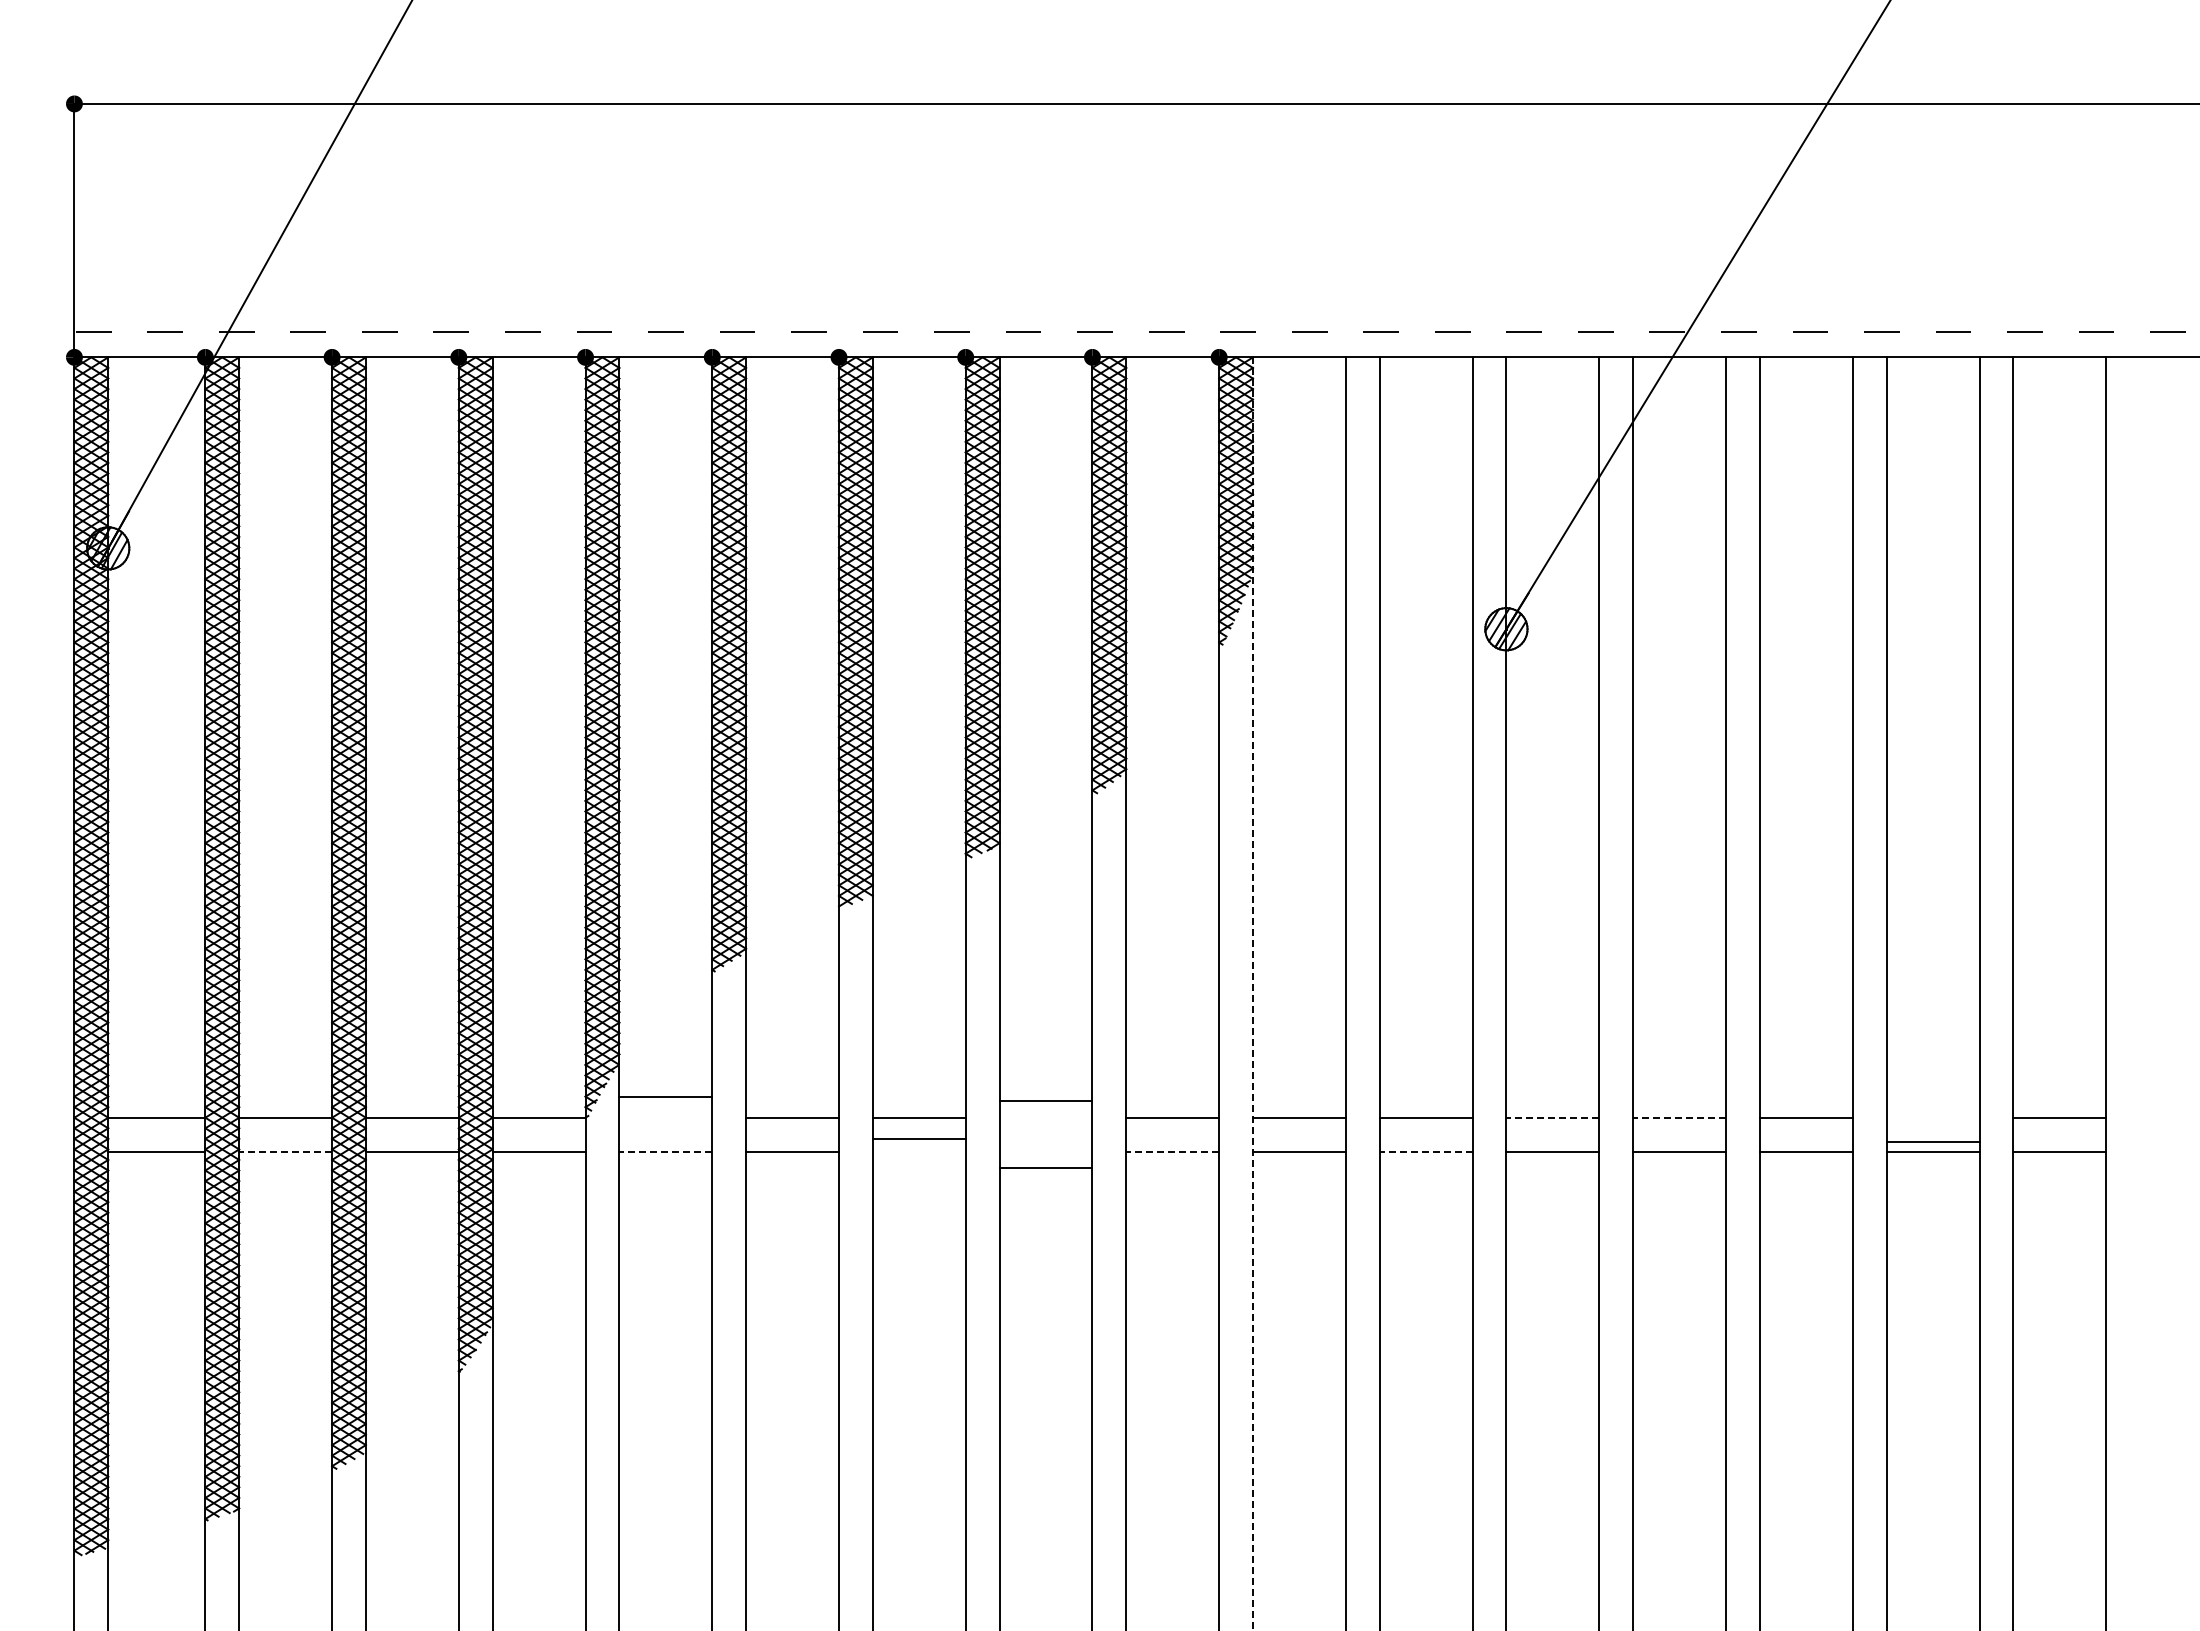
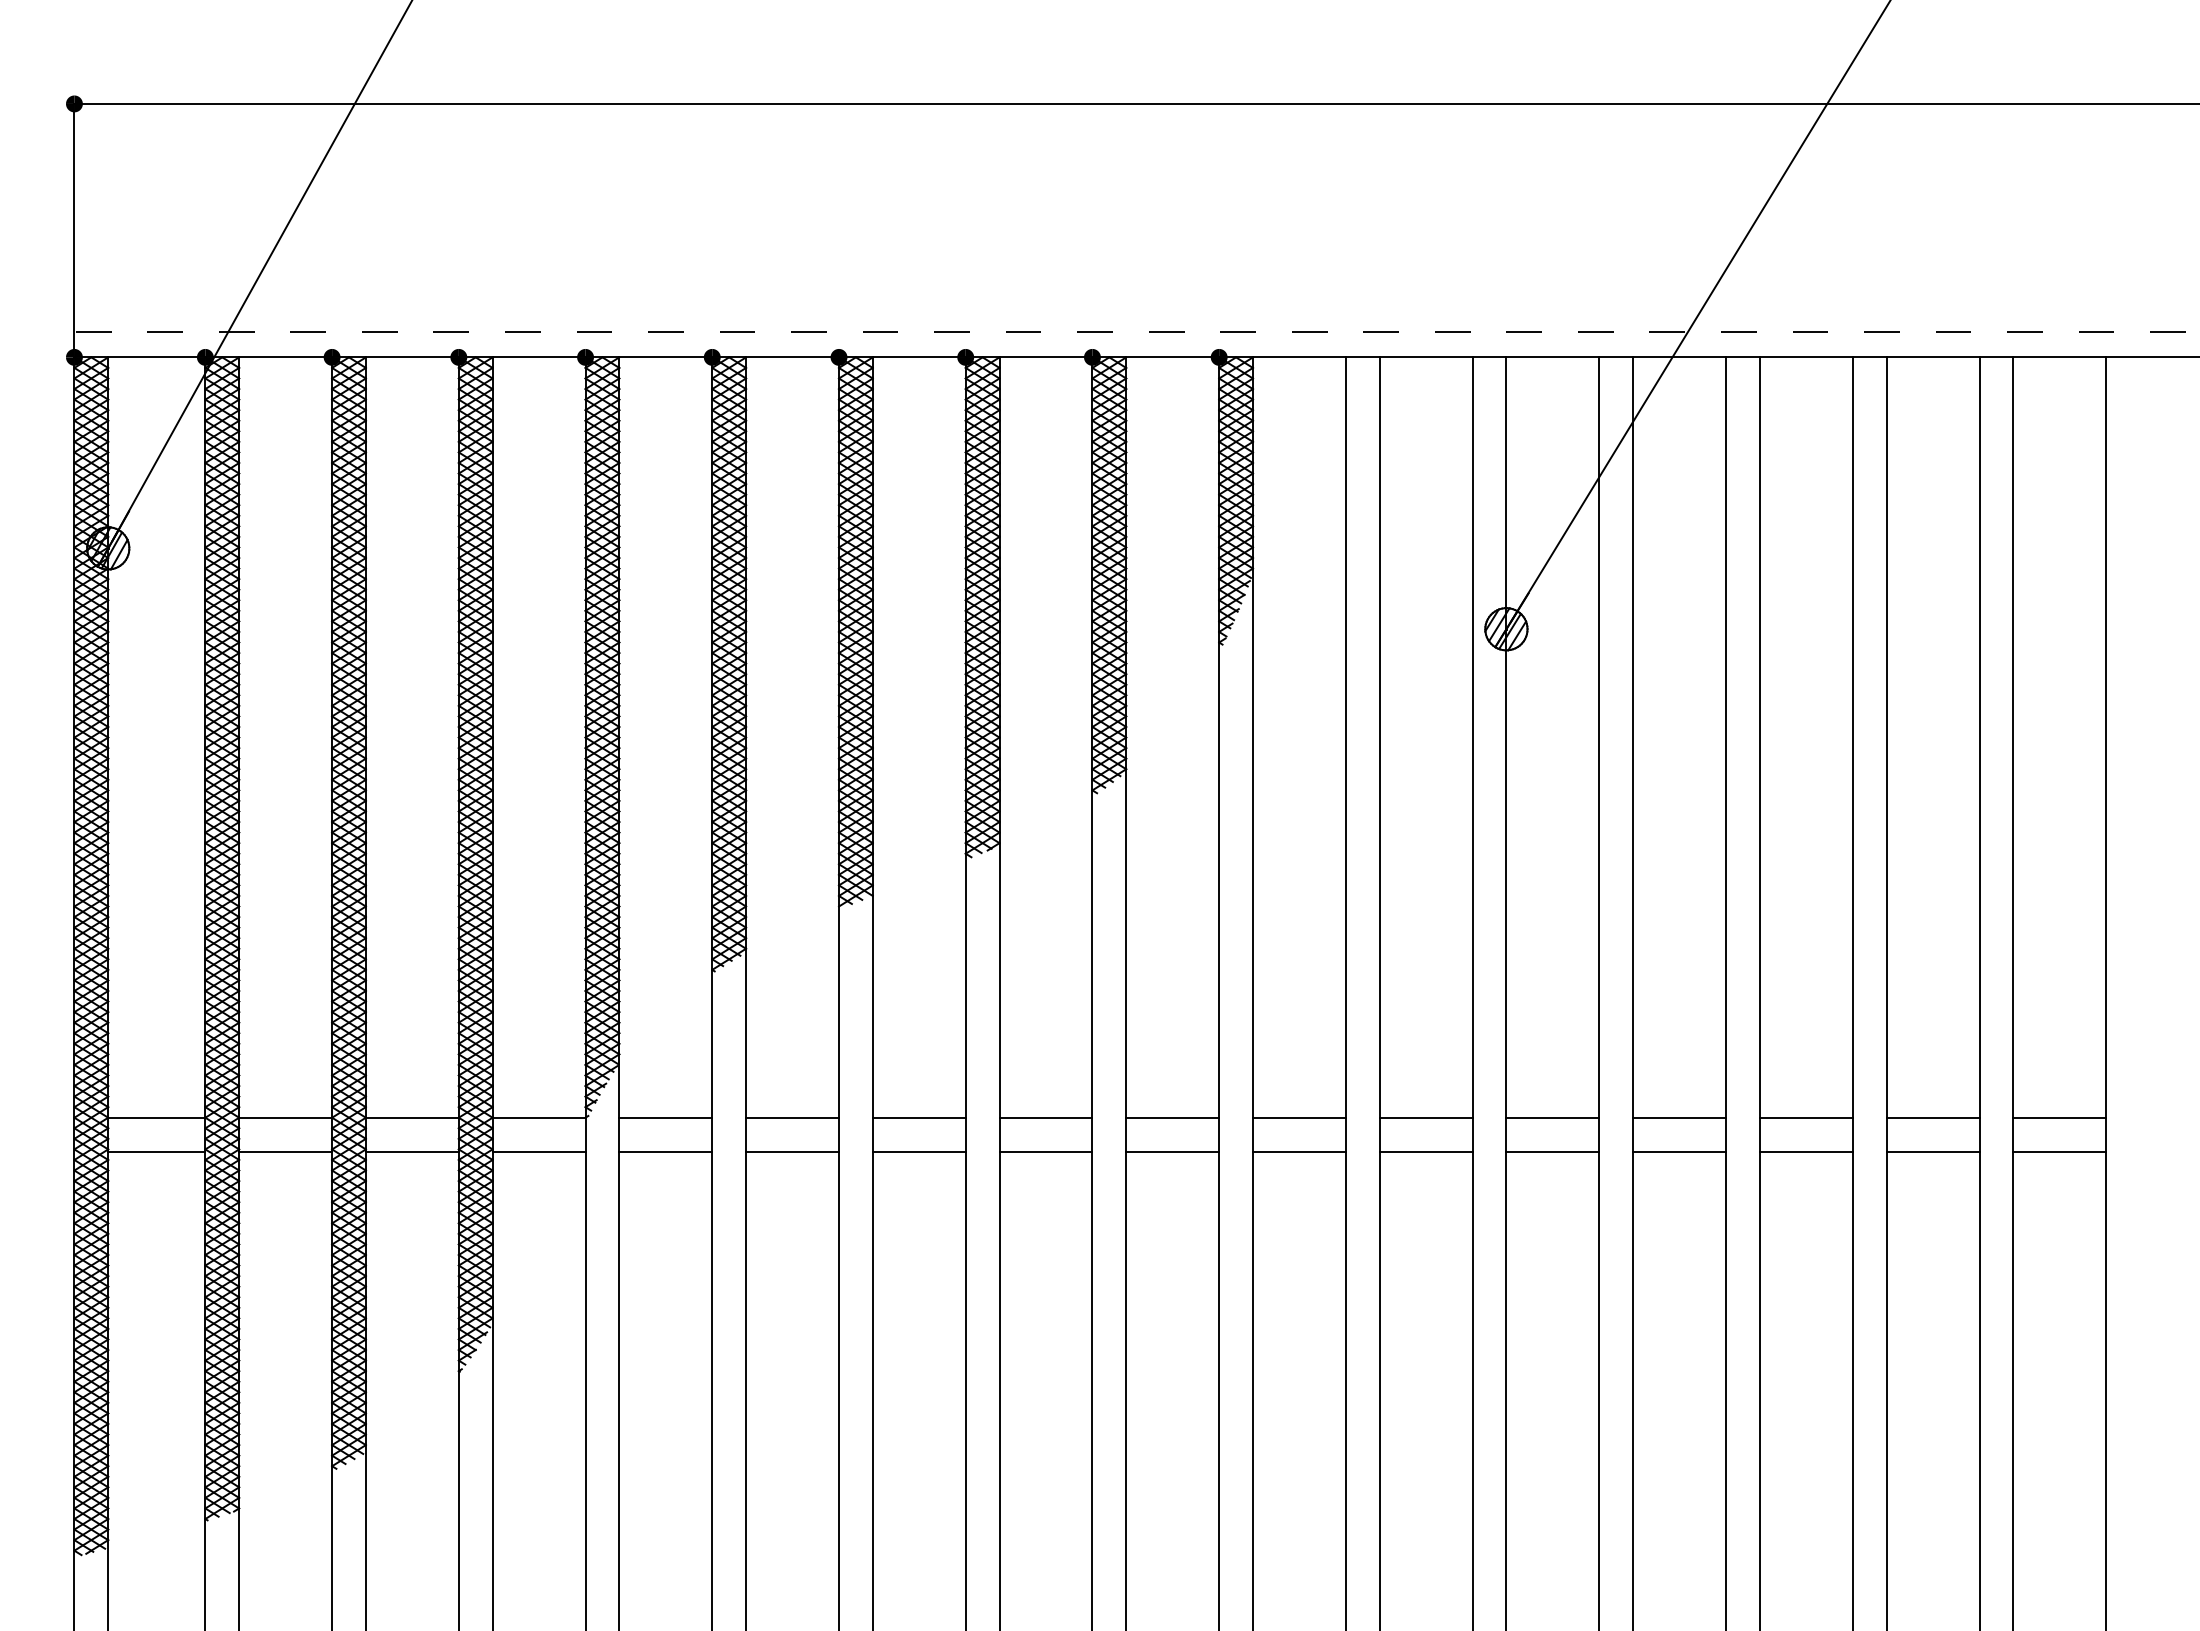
line: dashed -> solid (1252, 994)
line position: (665, 1096) -> (665, 1117) (665, 1117)
line position: (1045, 1100) -> (1045, 1117) (1045, 1117)
line: dashed -> solid (1552, 1117)
line: dashed -> solid (1679, 1117)
line position: (918, 1138) -> (918, 1151) (918, 1151)
line position: (1932, 1141) -> (1932, 1117) (1932, 1117)
line: dashed -> solid (285, 1151)
line: dashed -> solid (665, 1151)
line: dashed -> solid (1172, 1151)
line: dashed -> solid (1425, 1151)
line position: (1045, 1167) -> (1045, 1151) (1045, 1151)
